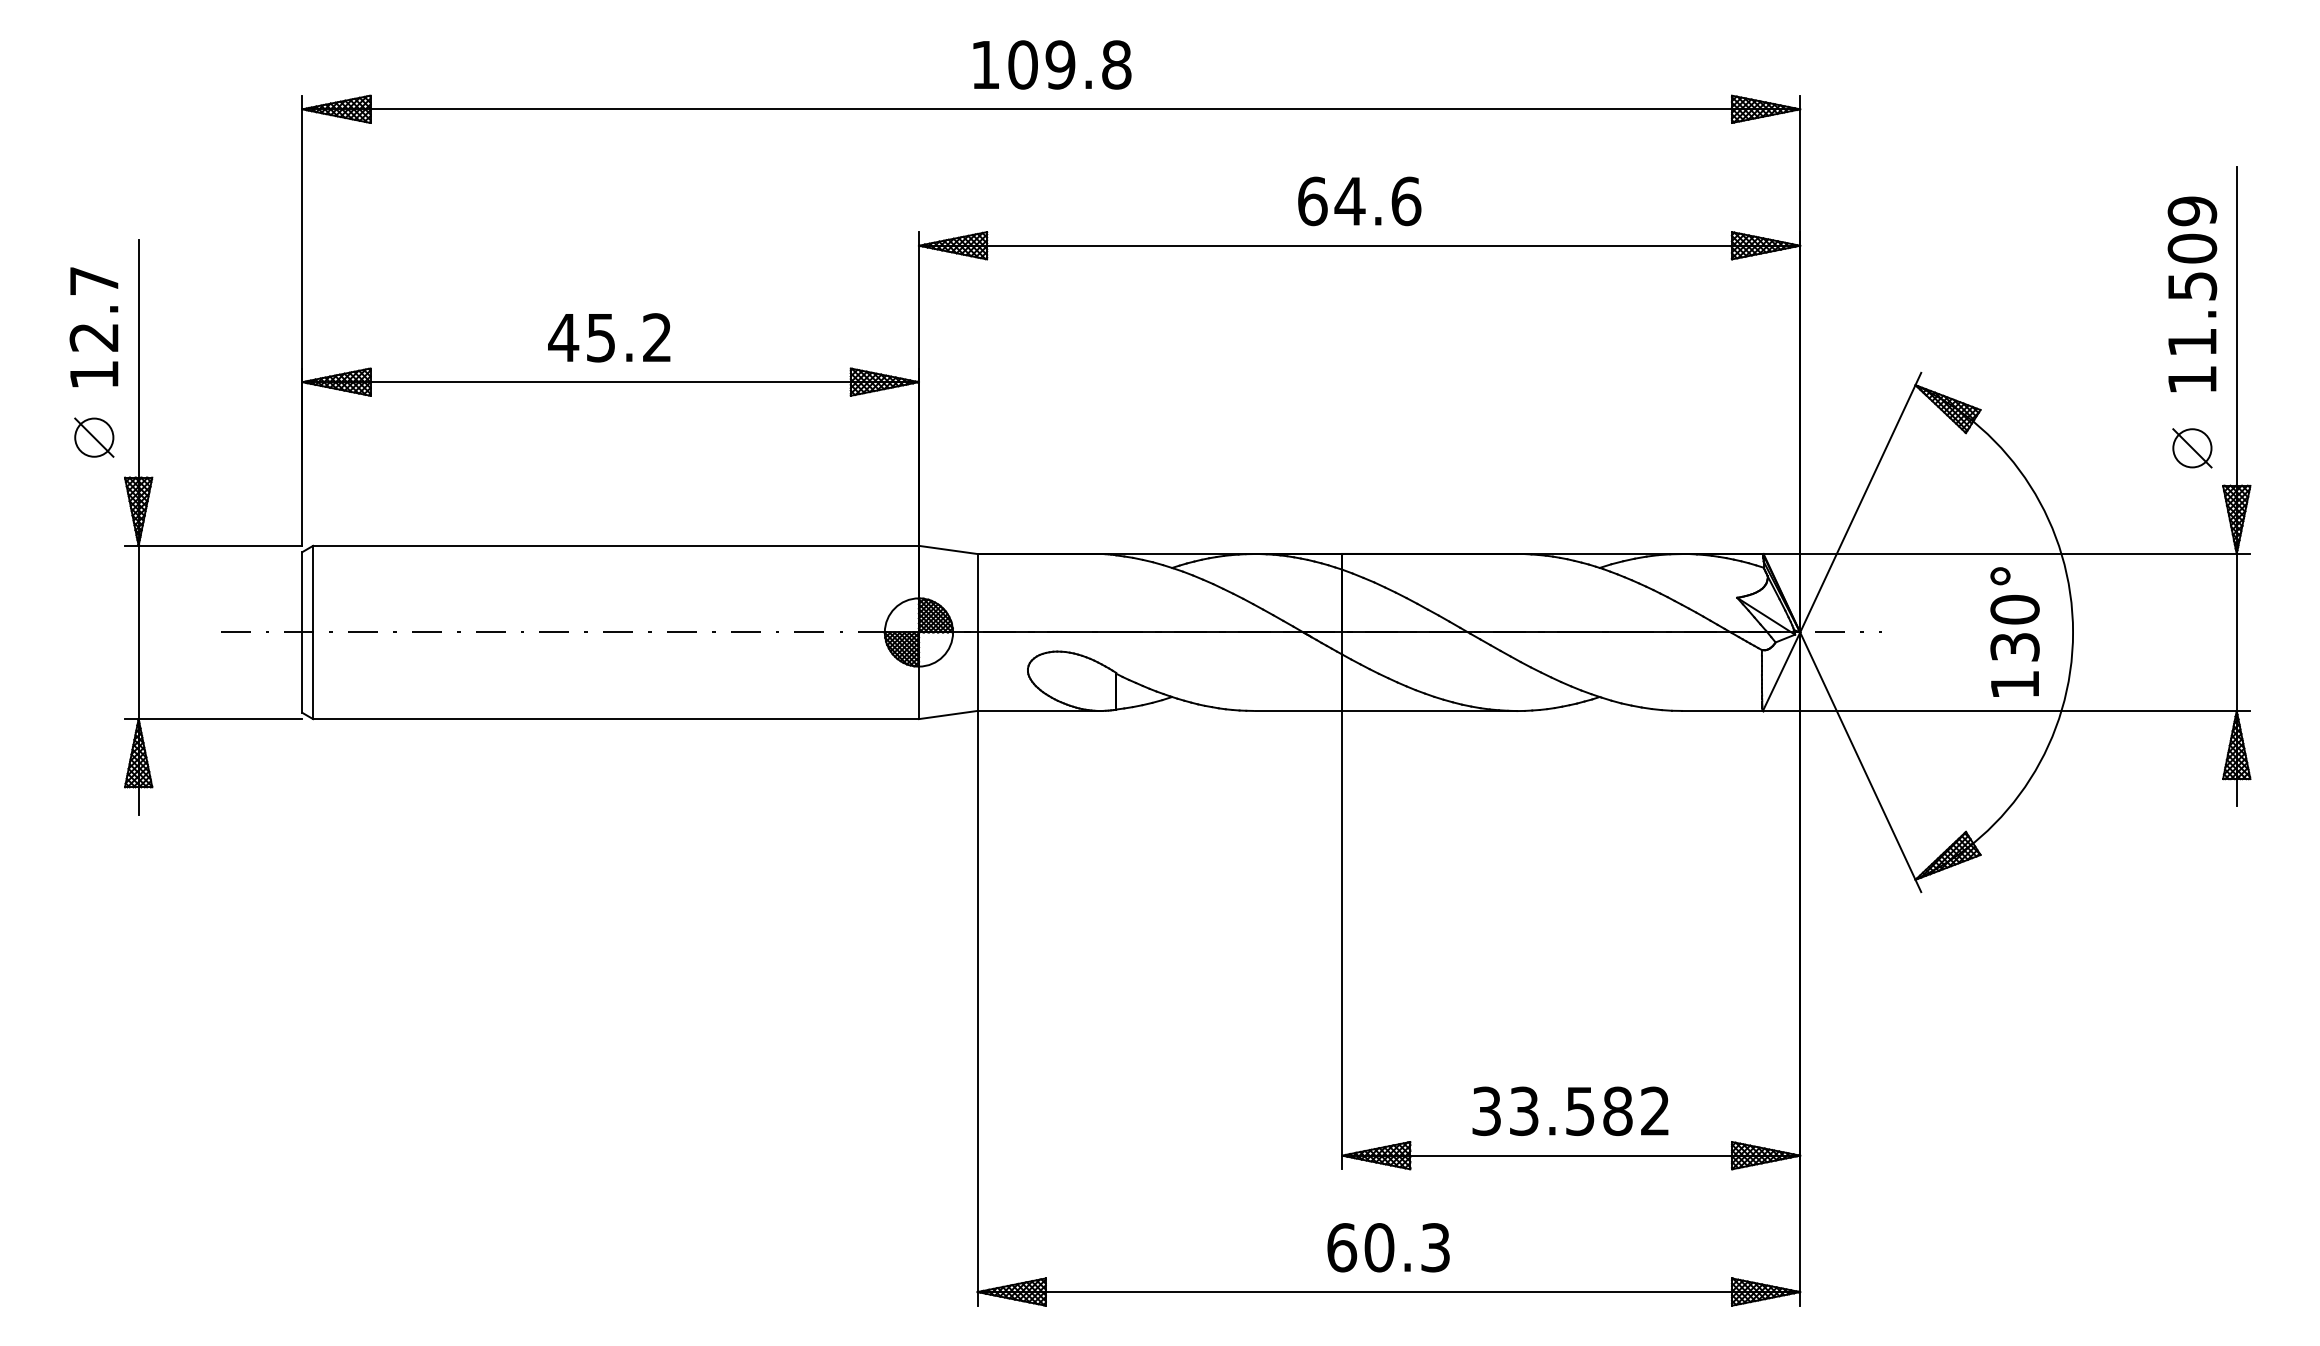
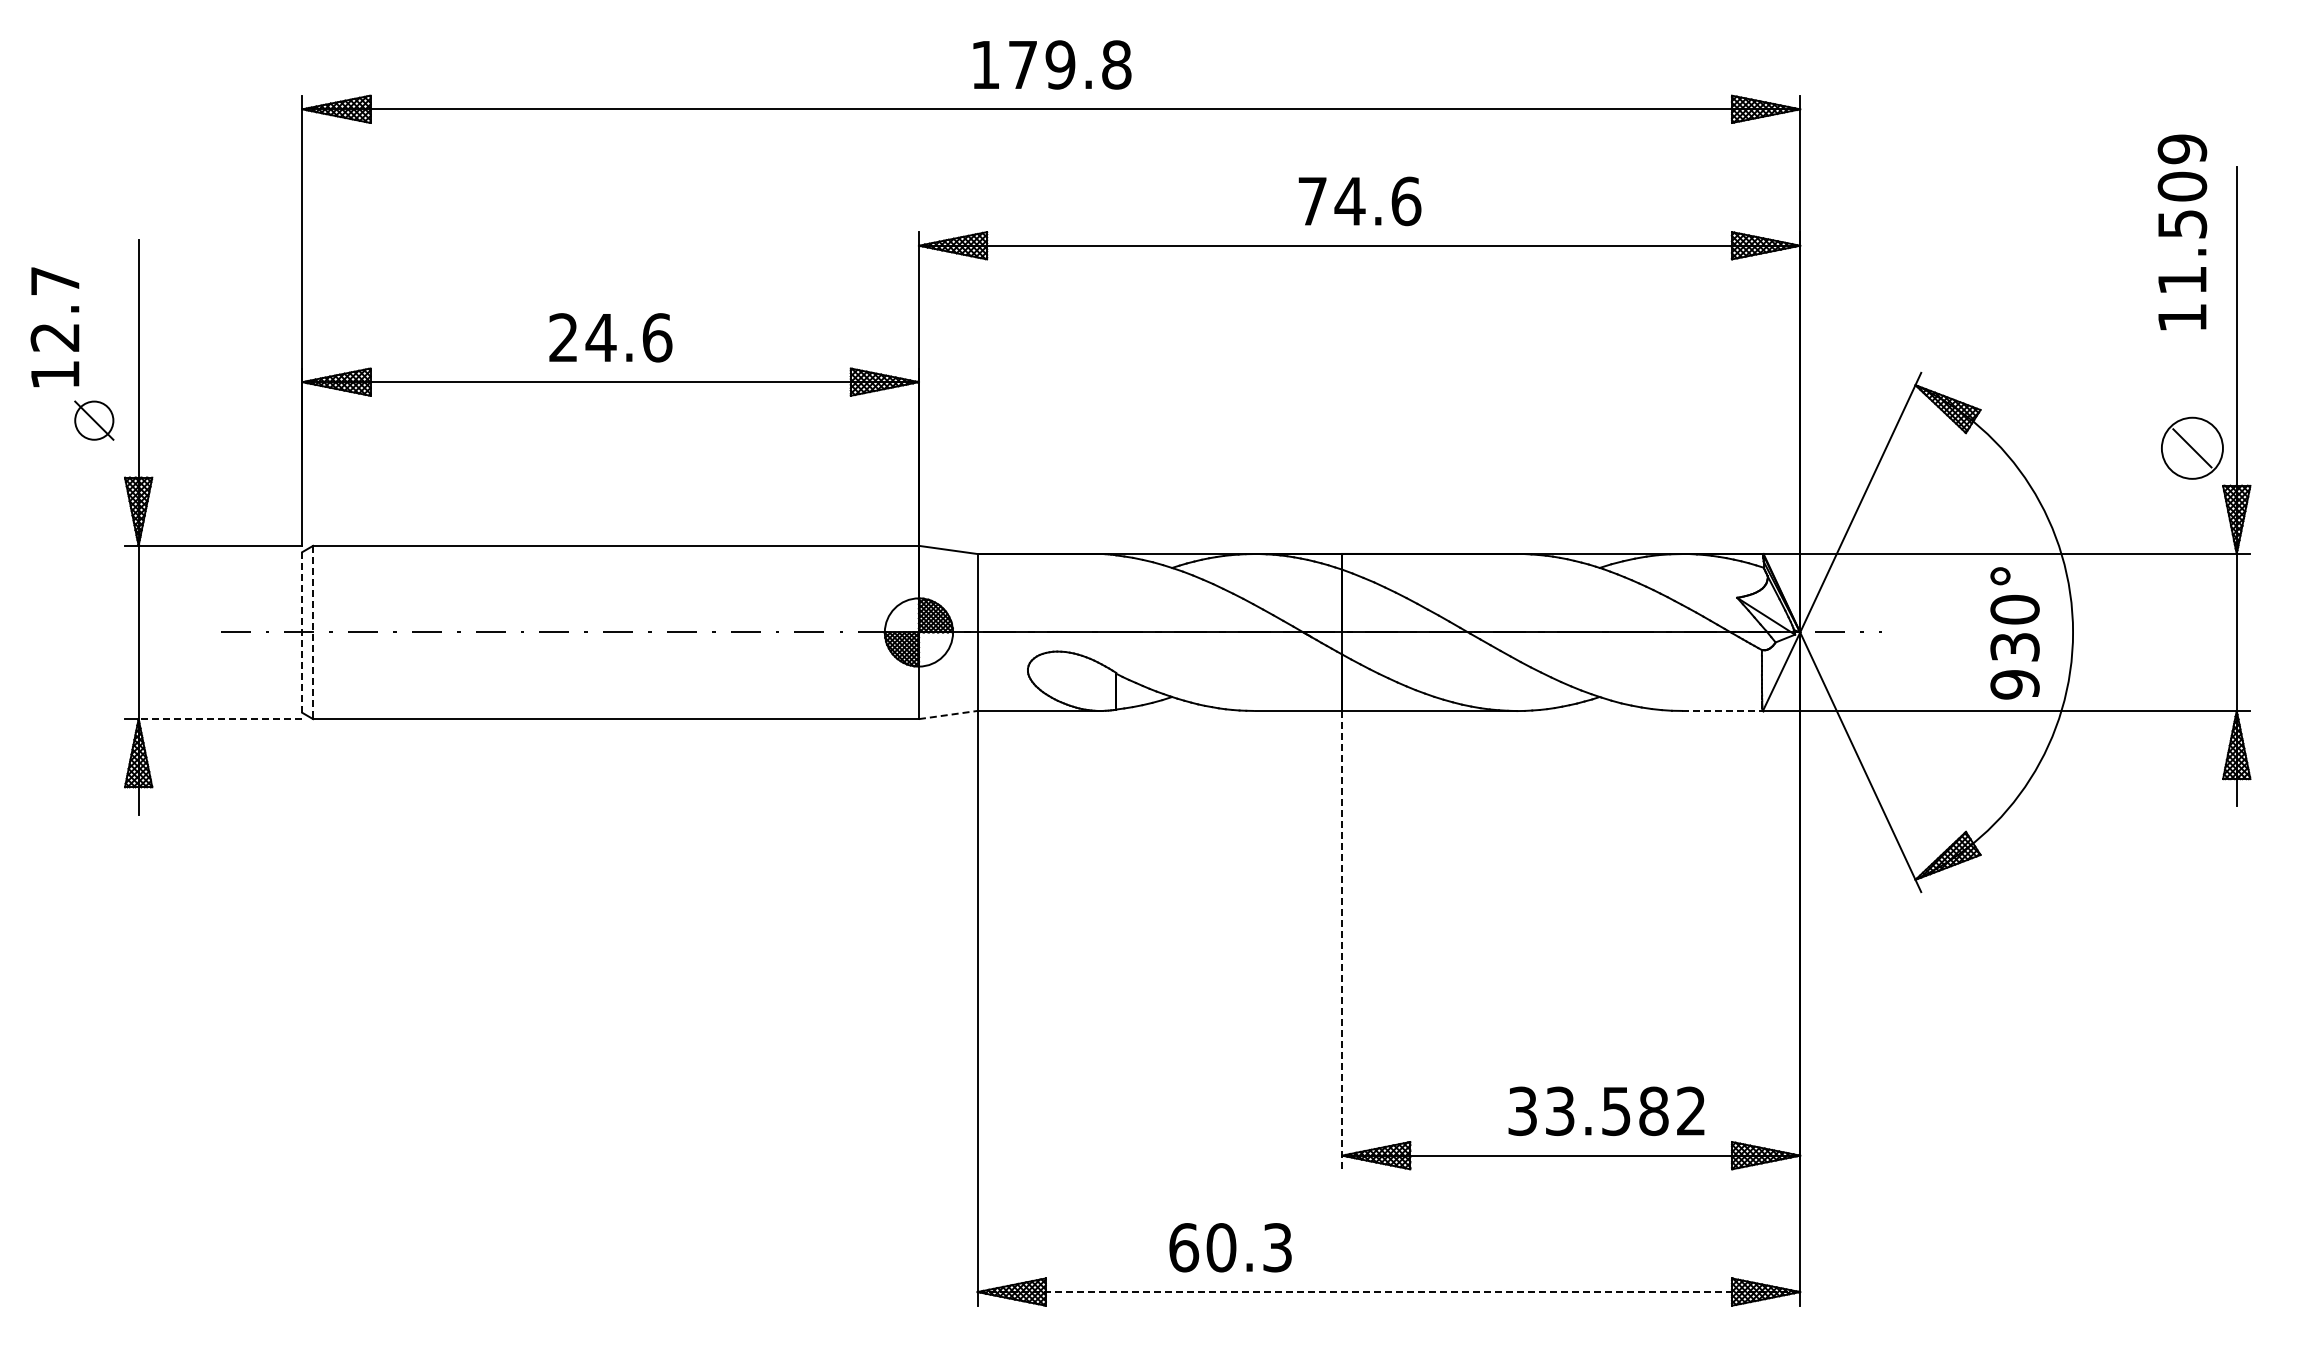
text: 109.8 -> 179.8 (1022, 64)
text: 64.6 -> 74.6 (1312, 201)
text position: (2192, 294) -> (2182, 232) (2182, 232)
text position: (93, 327) -> (54, 327) (54, 327)
text: 45.2 -> 24.6 (610, 337)
part position: (94, 437) -> (94, 420) (94, 420)
circle diameter: 38 px -> 61 px (2191, 447)
line: solid -> dashed (302, 632)
line: solid -> dashed (313, 632)
text: 130° -> 930° (2014, 684)
line: solid -> dashed (1722, 710)
line: solid -> dashed (948, 715)
line: solid -> dashed (220, 719)
line: solid -> dashed (1342, 940)
text position: (1570, 1110) -> (1606, 1110) (1606, 1110)
text position: (1388, 1247) -> (1230, 1247) (1230, 1247)
line: solid -> dashed (1389, 1292)
